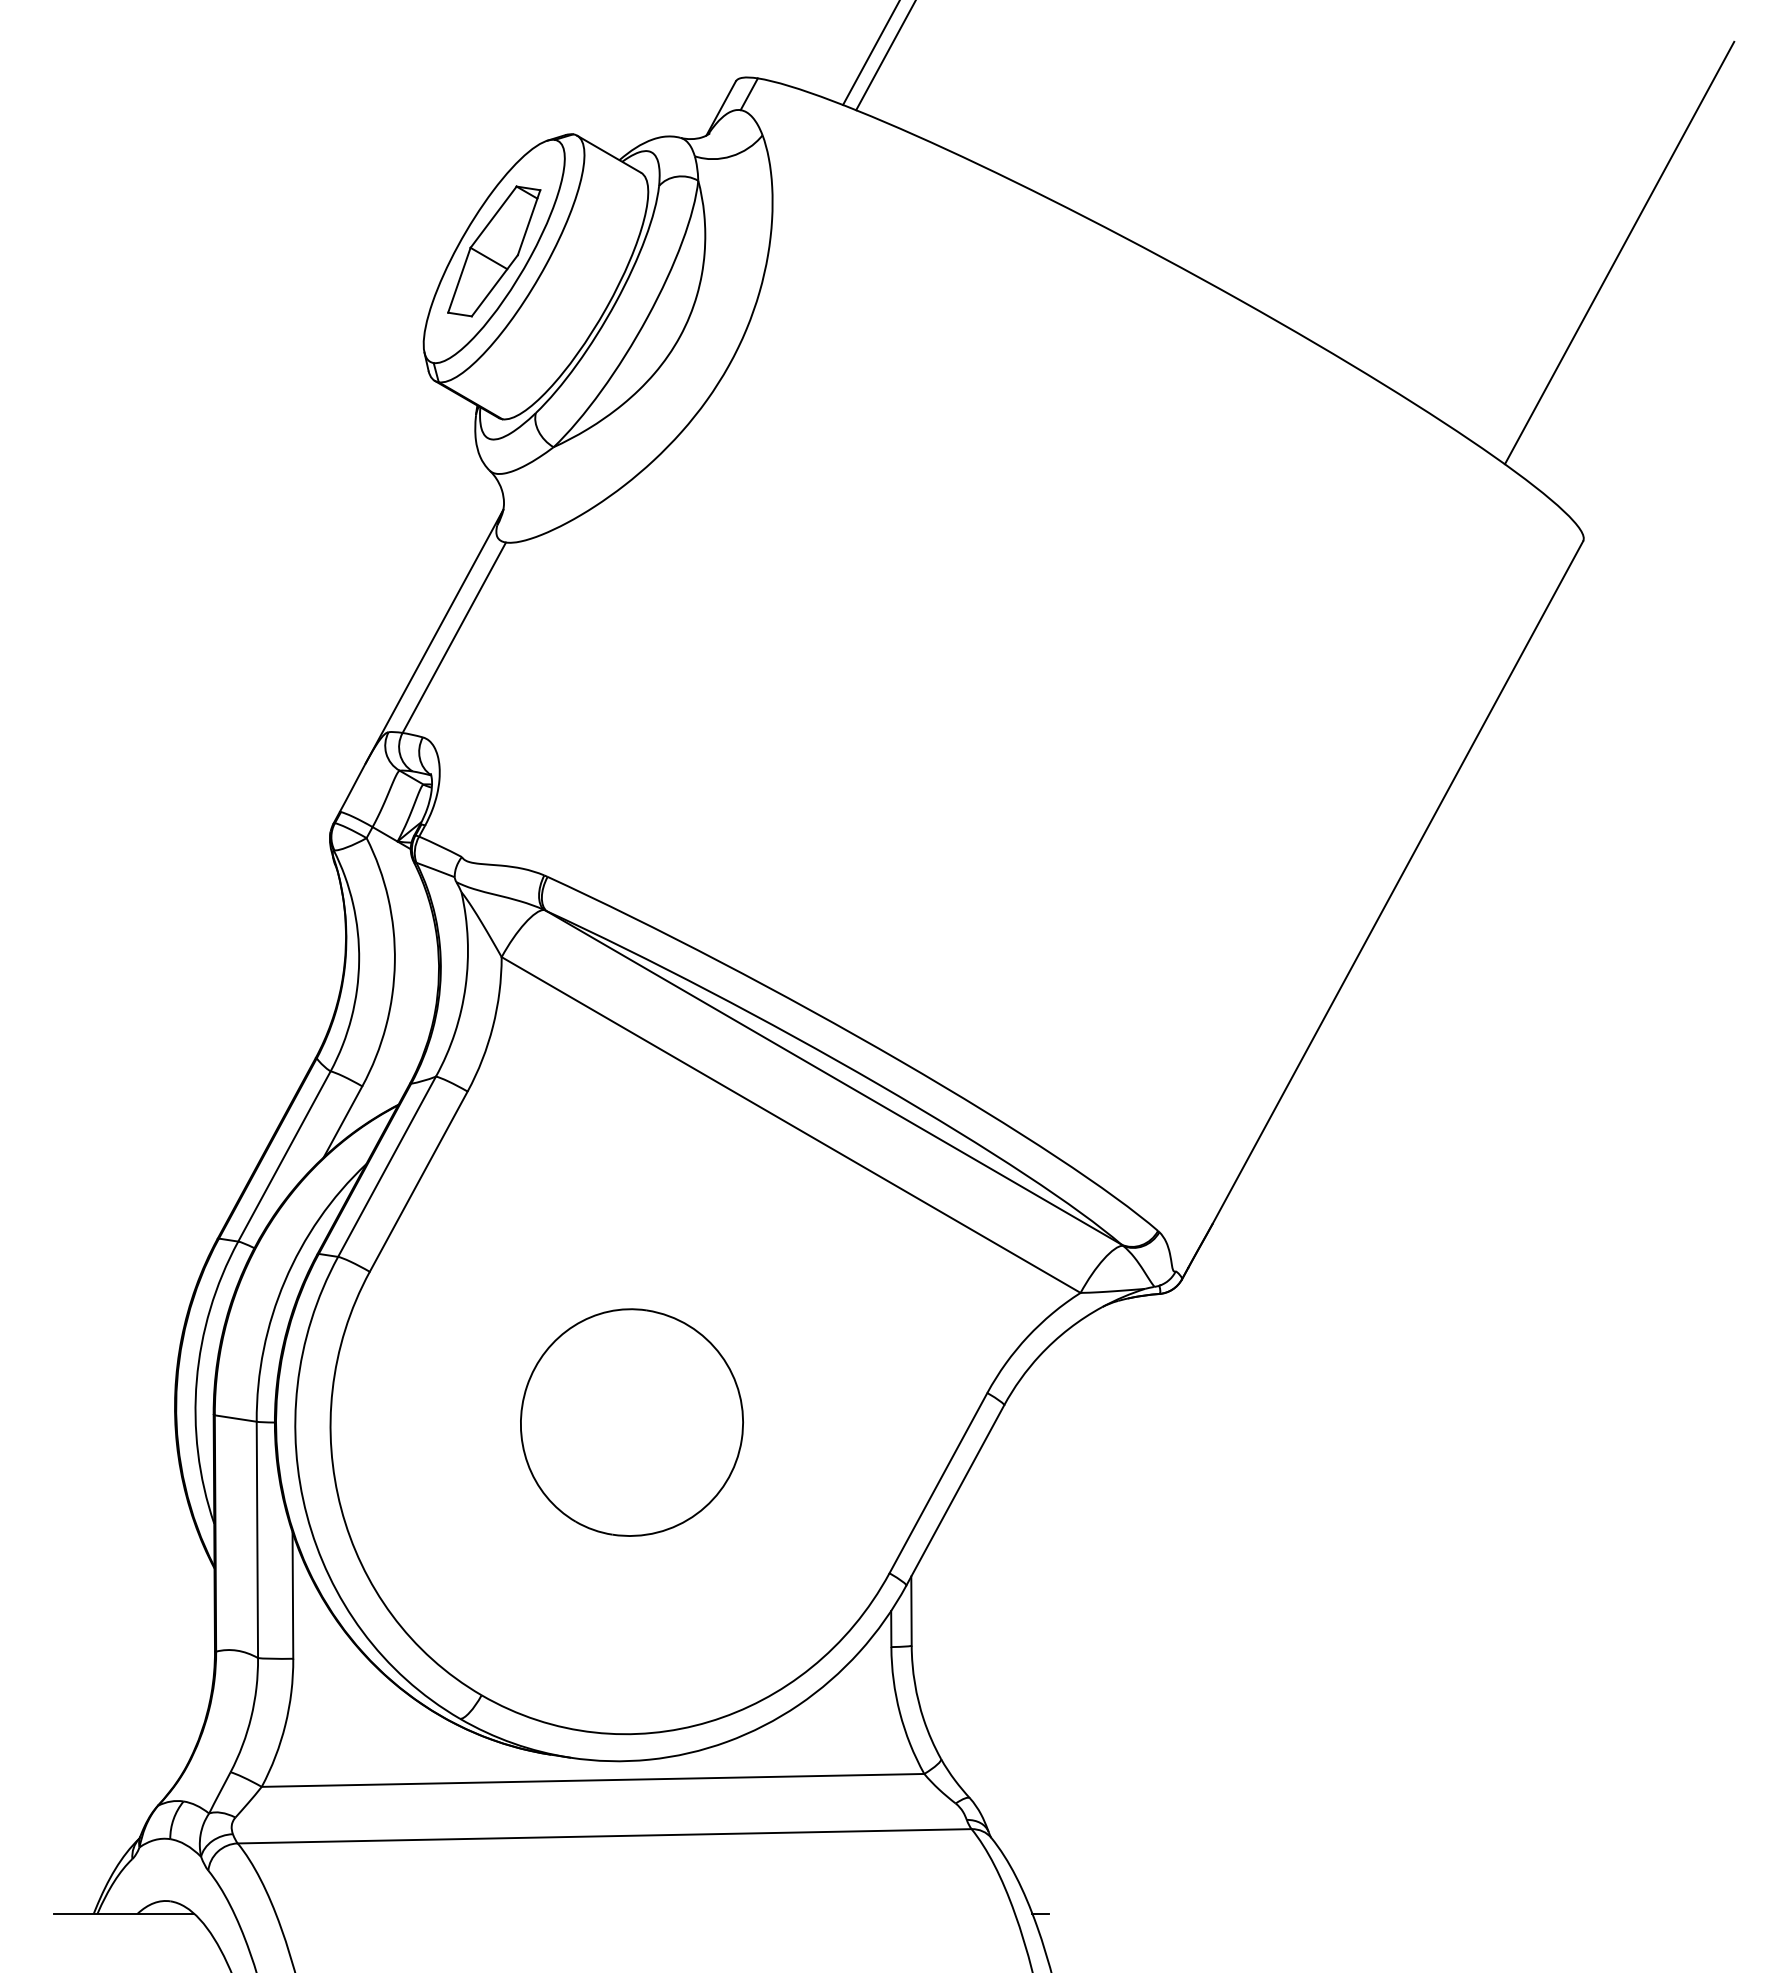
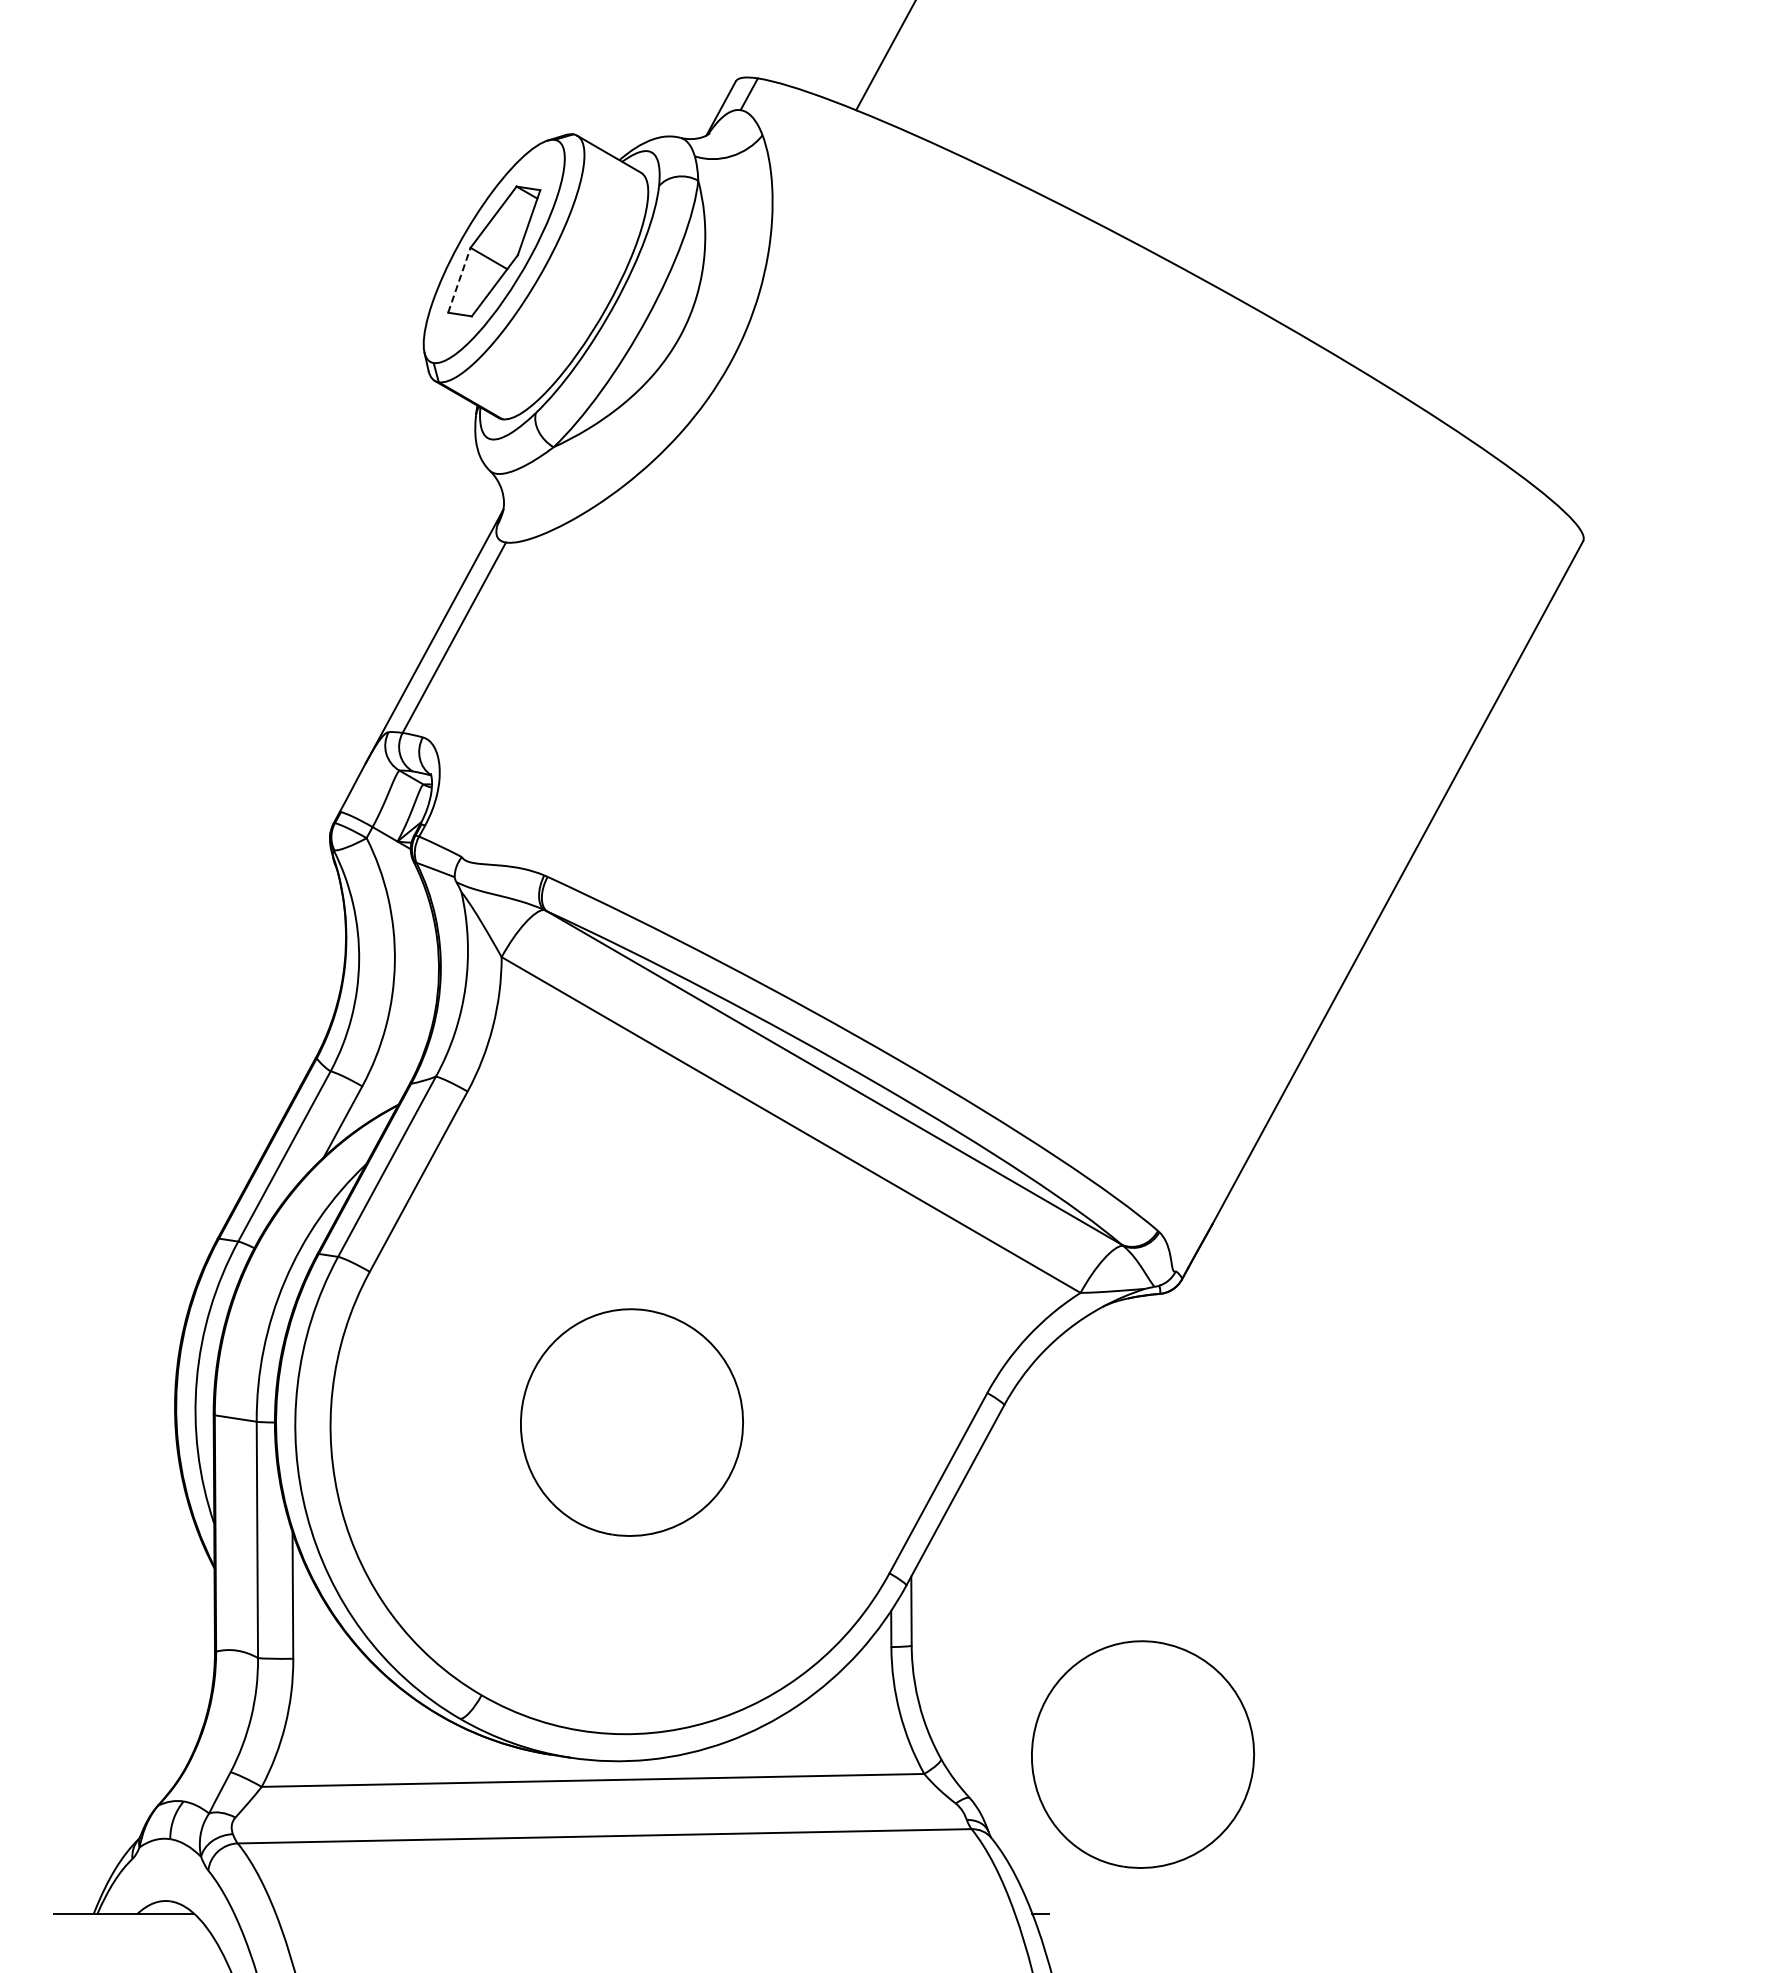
line: present -> none (870, 53)
line: present -> none (1619, 252)
line: solid -> dashed (459, 279)
part: none -> present (1142, 1754)
